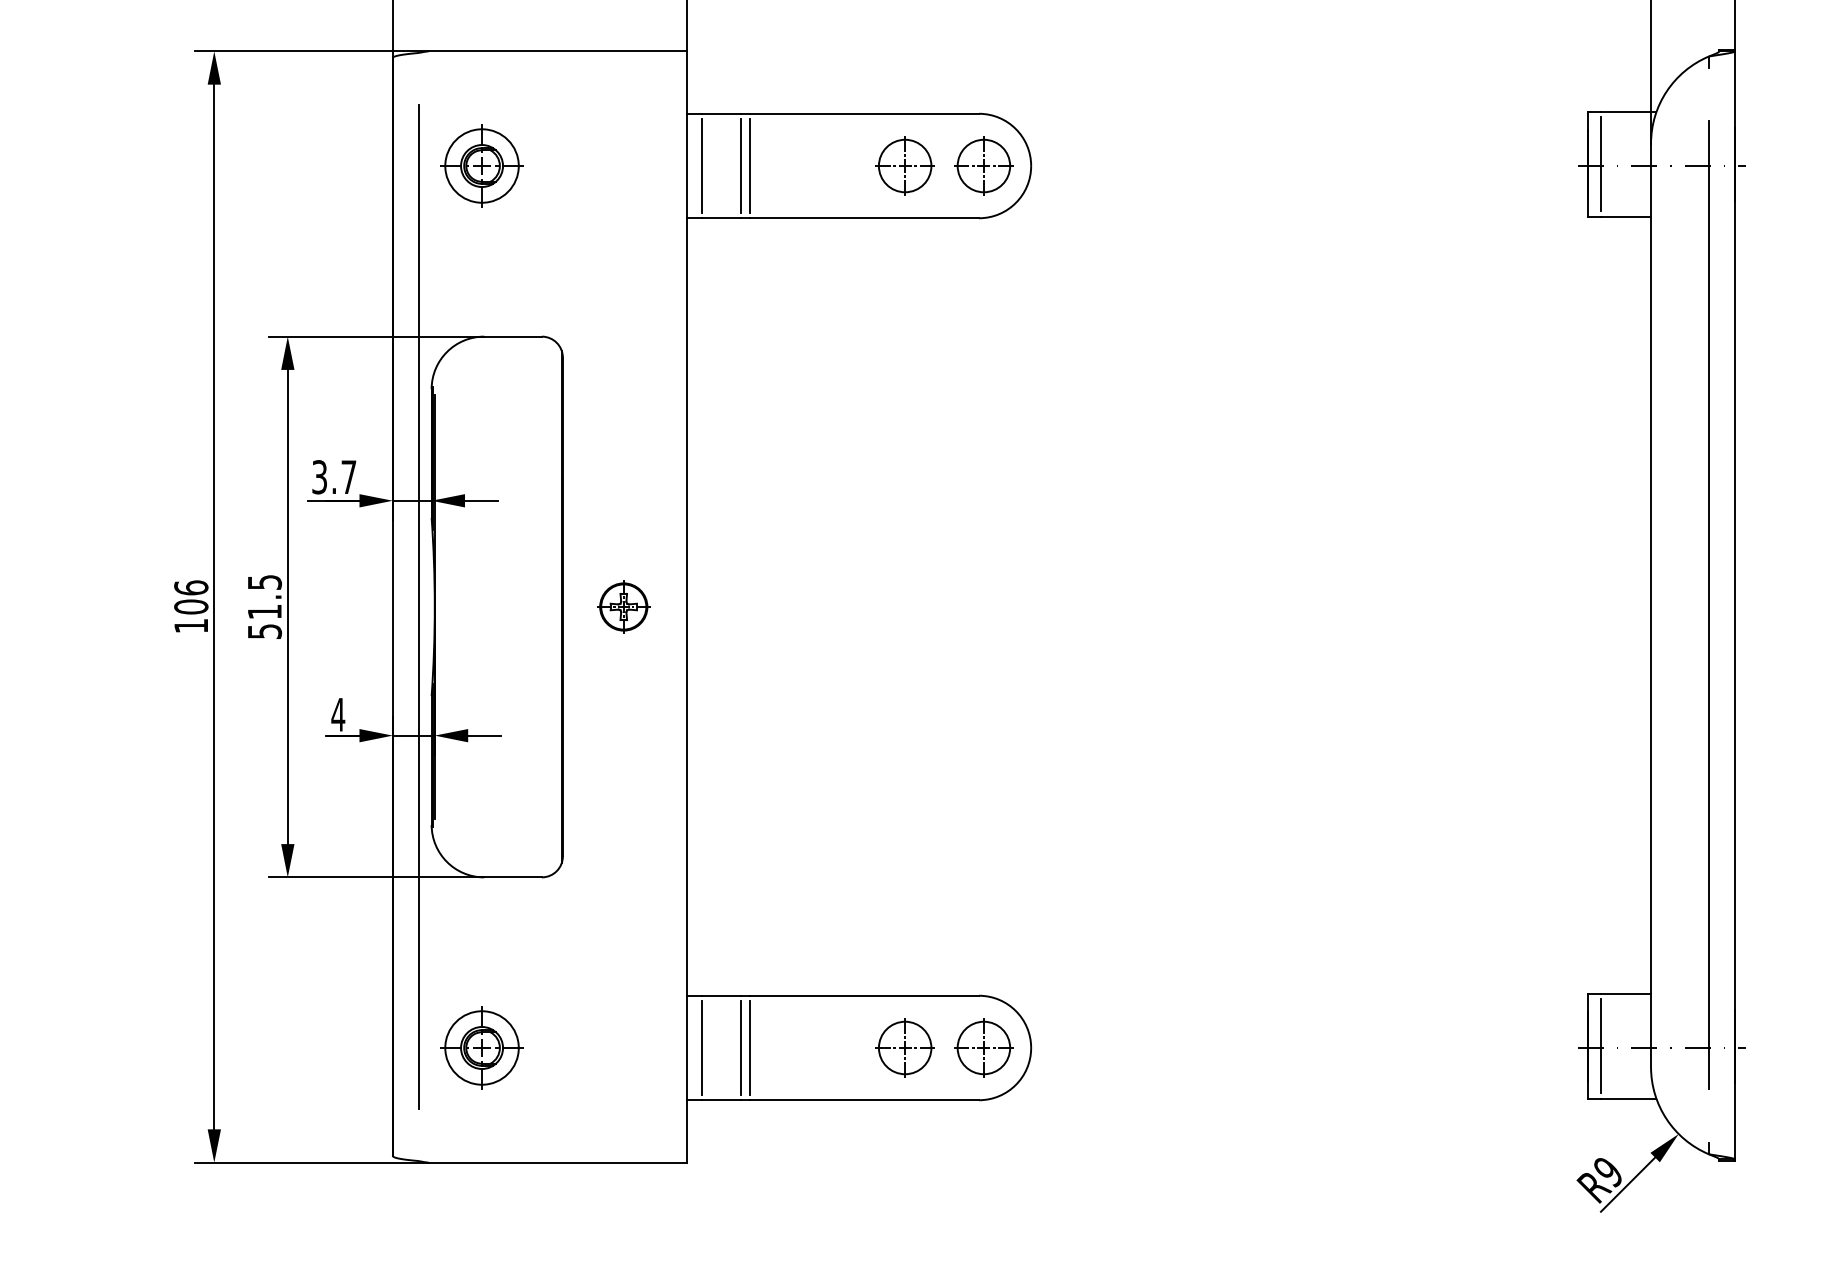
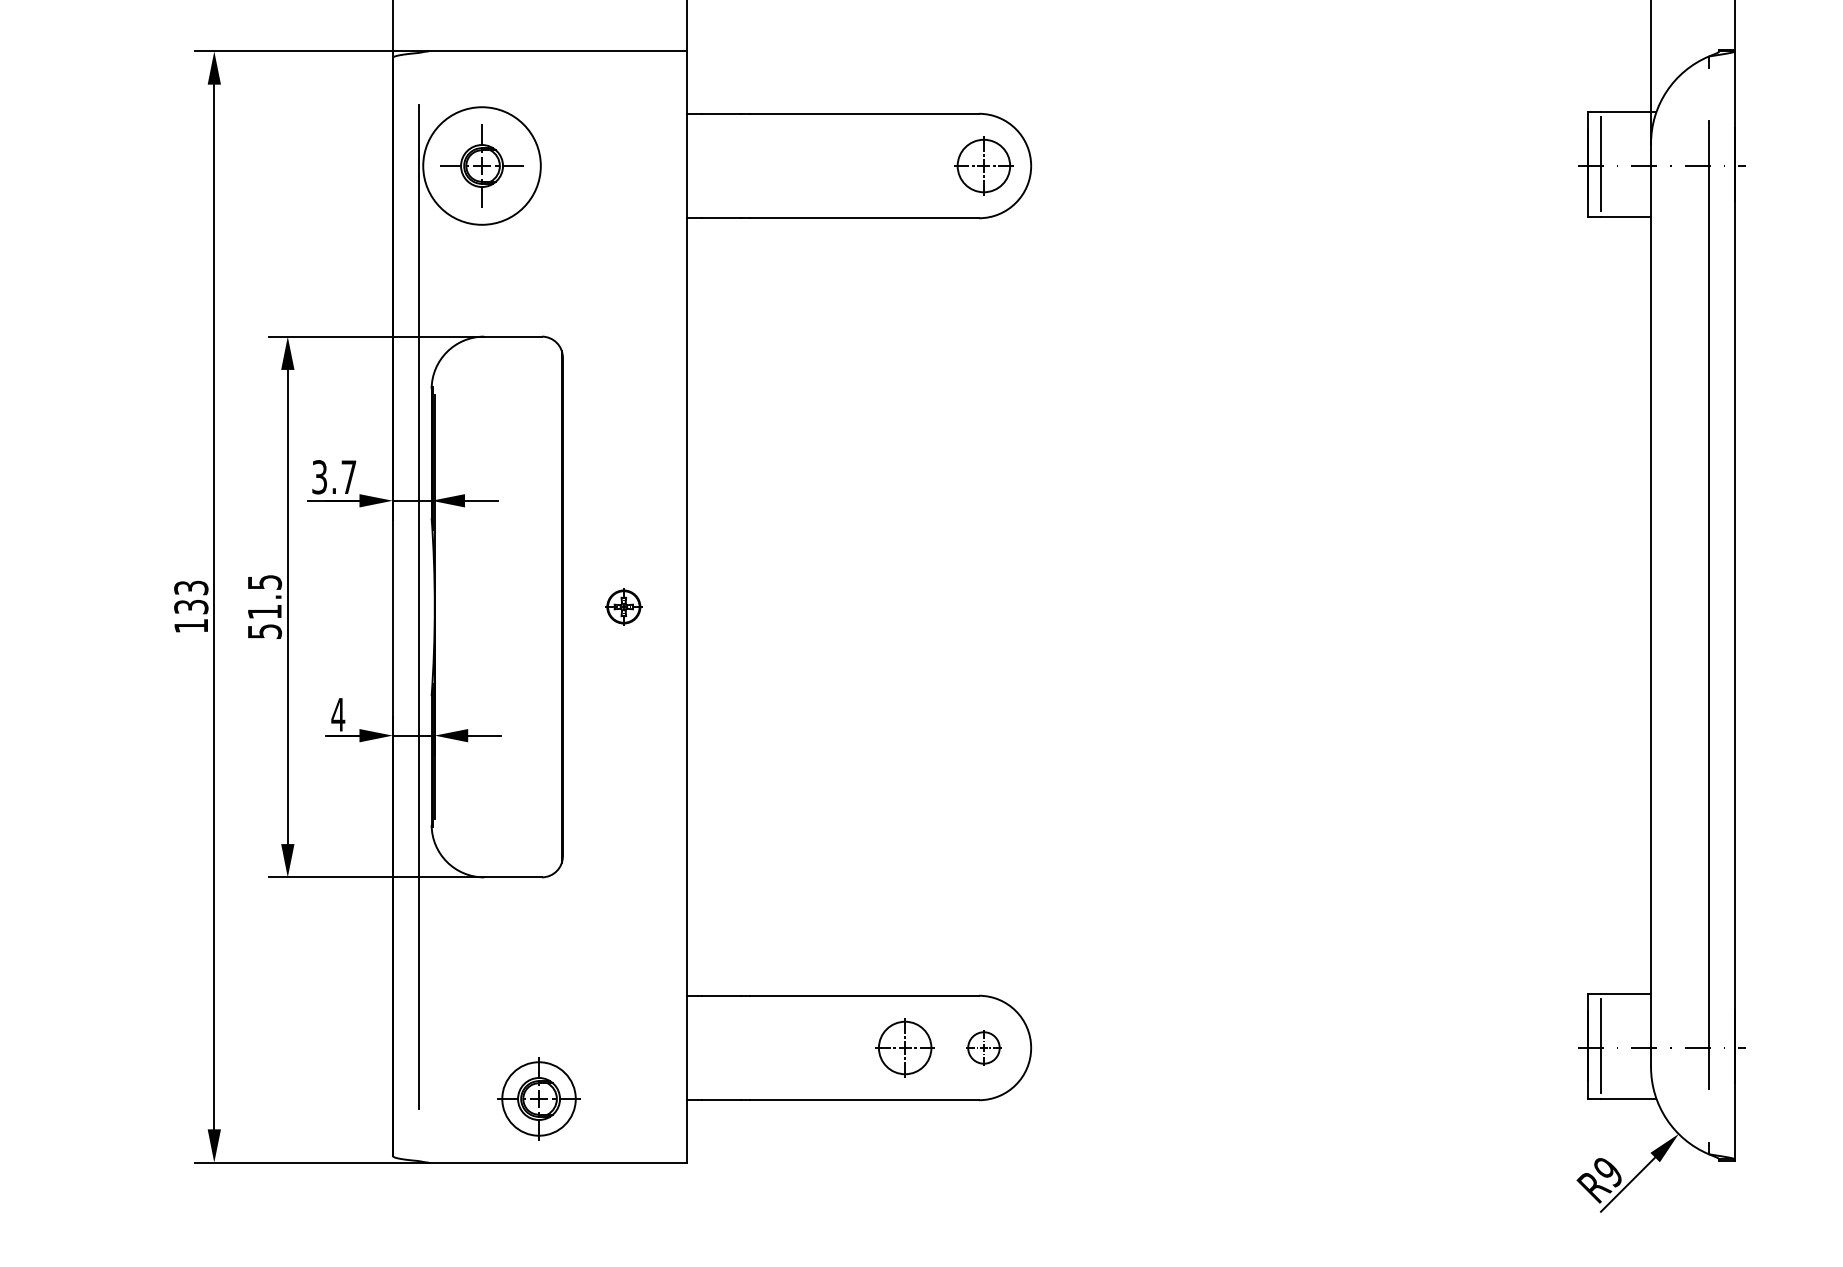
circle diameter: 73 px -> 118 px (481, 165)
part: present -> none (904, 165)
line: present -> none (702, 166)
line: present -> none (741, 166)
line: present -> none (749, 166)
text: 106 -> 133 (191, 597)
part size: 54x54 px -> 38x38 px (623, 606)
part position: (481, 1047) -> (538, 1098) (538, 1098)
line: present -> none (702, 1047)
line: present -> none (741, 1047)
line: present -> none (749, 1047)
part size: 60x60 px -> 36x36 px (983, 1047)
